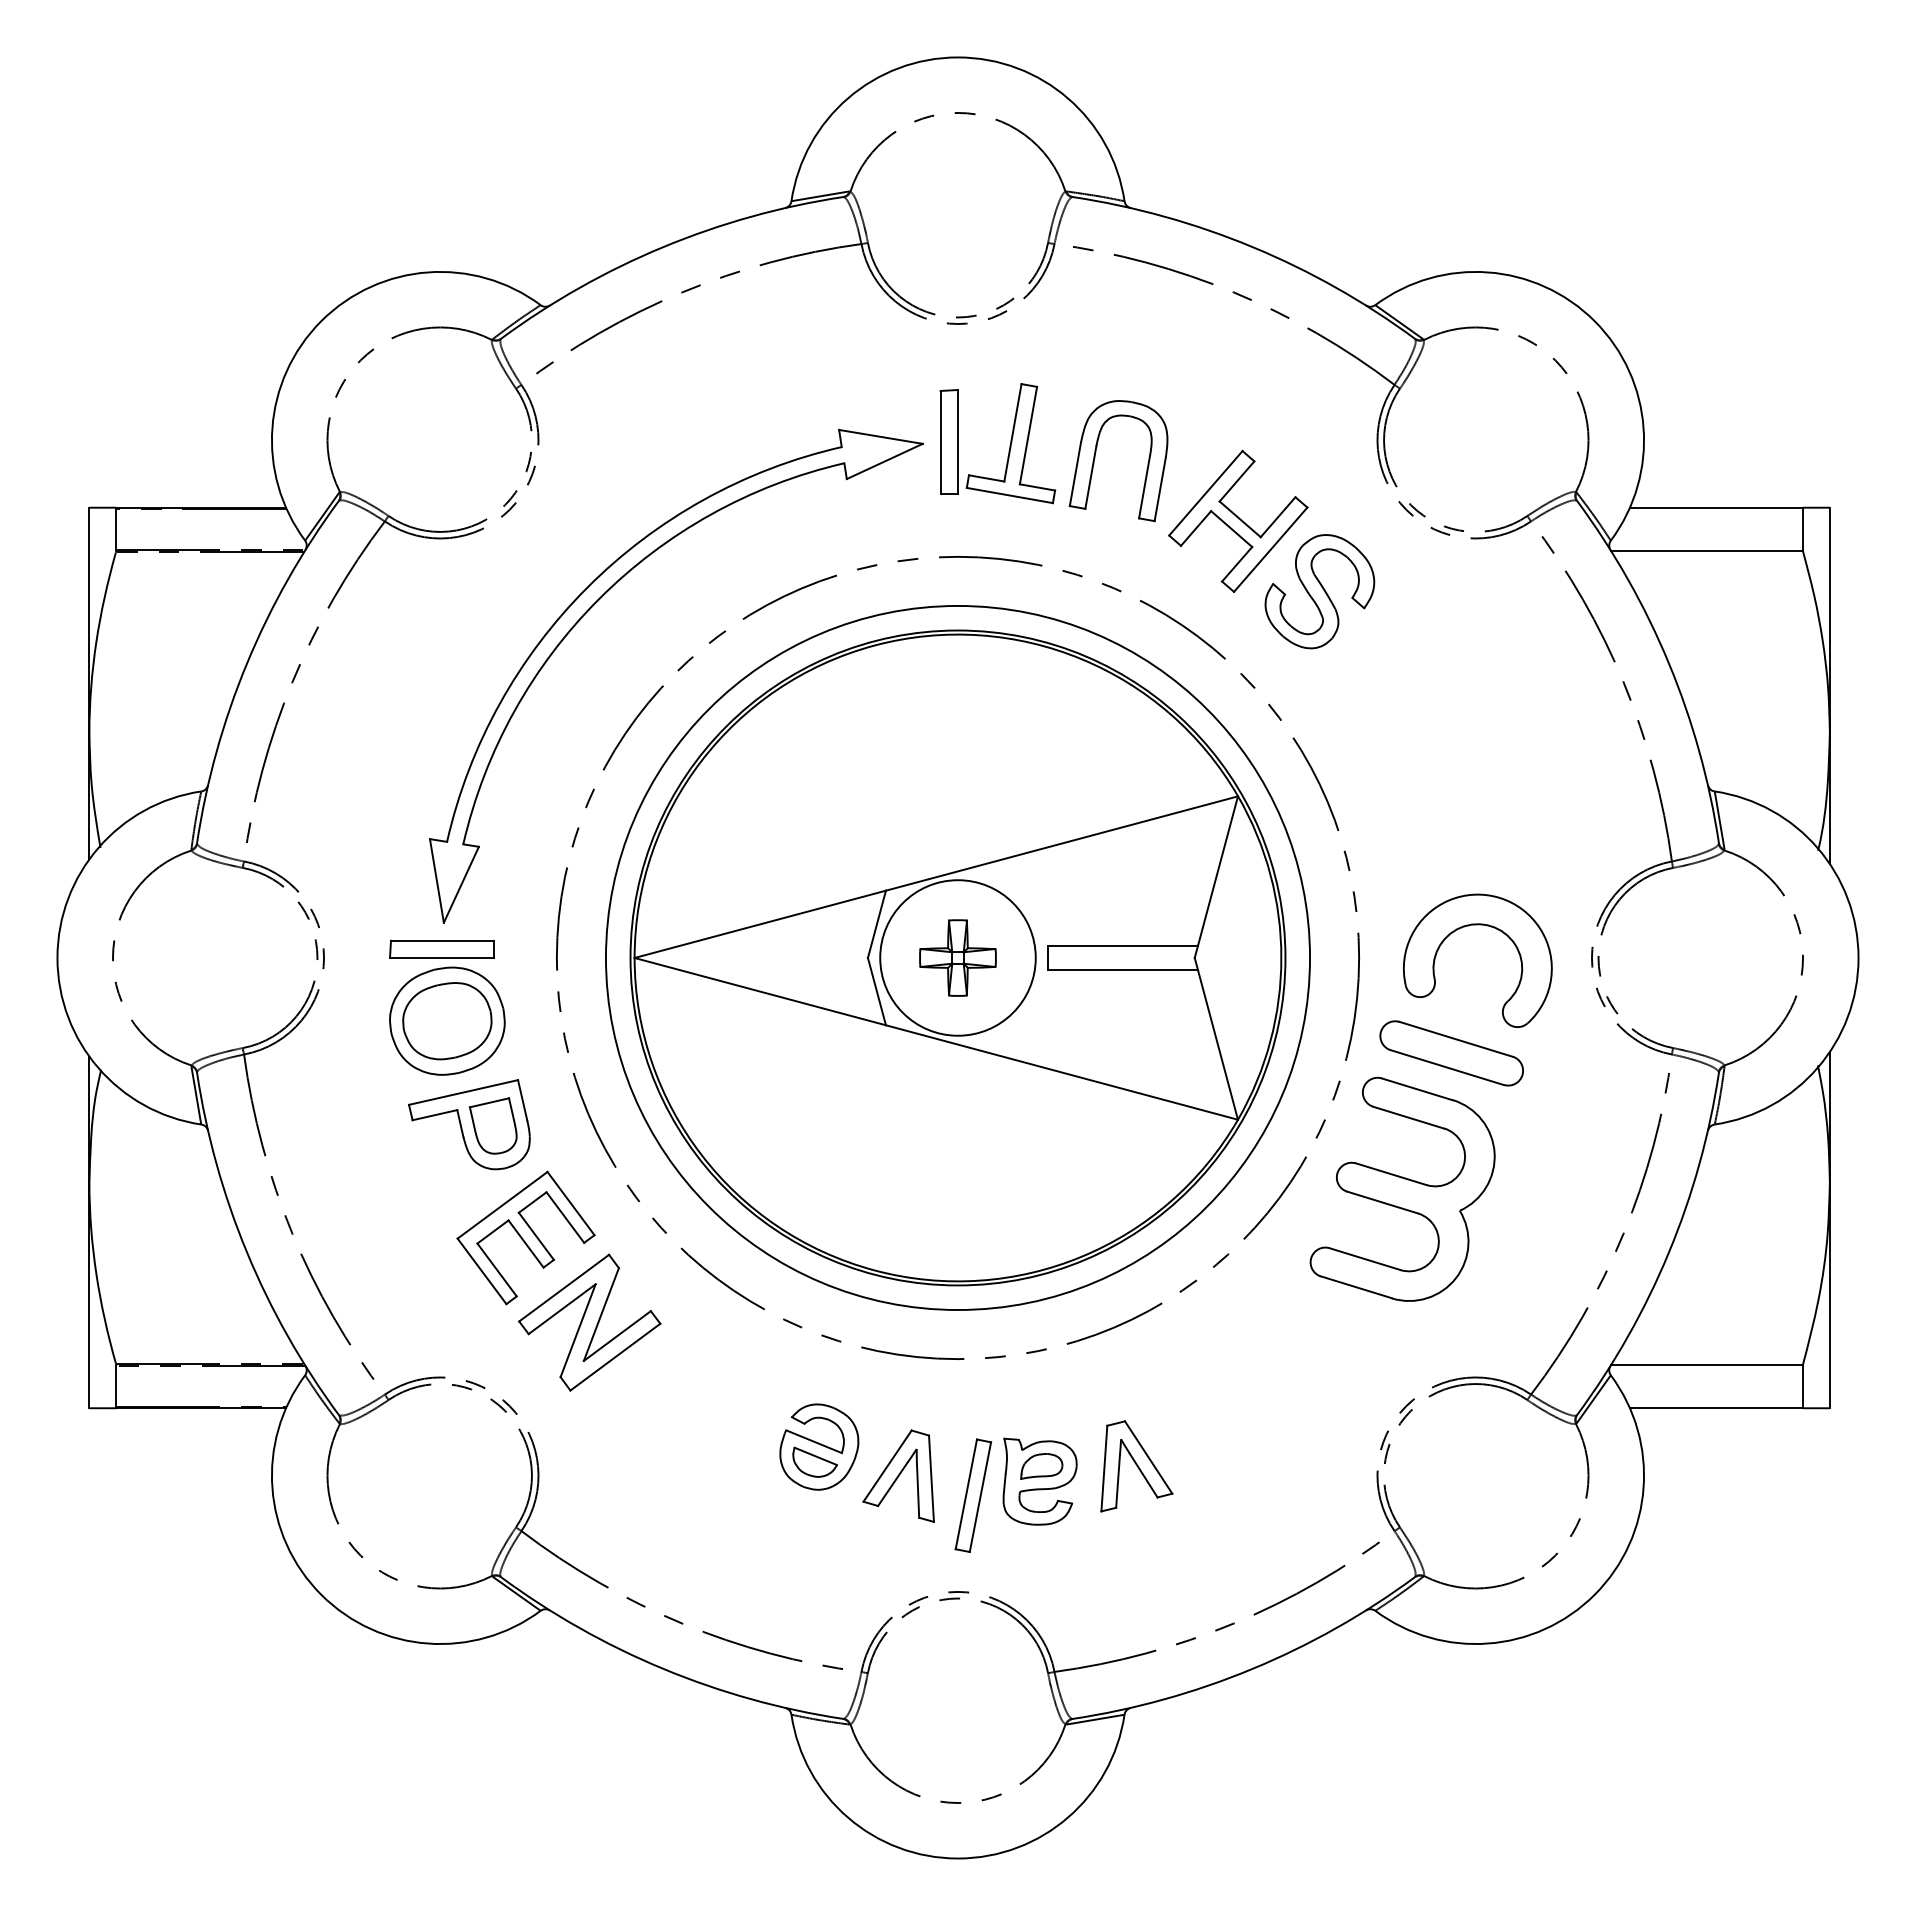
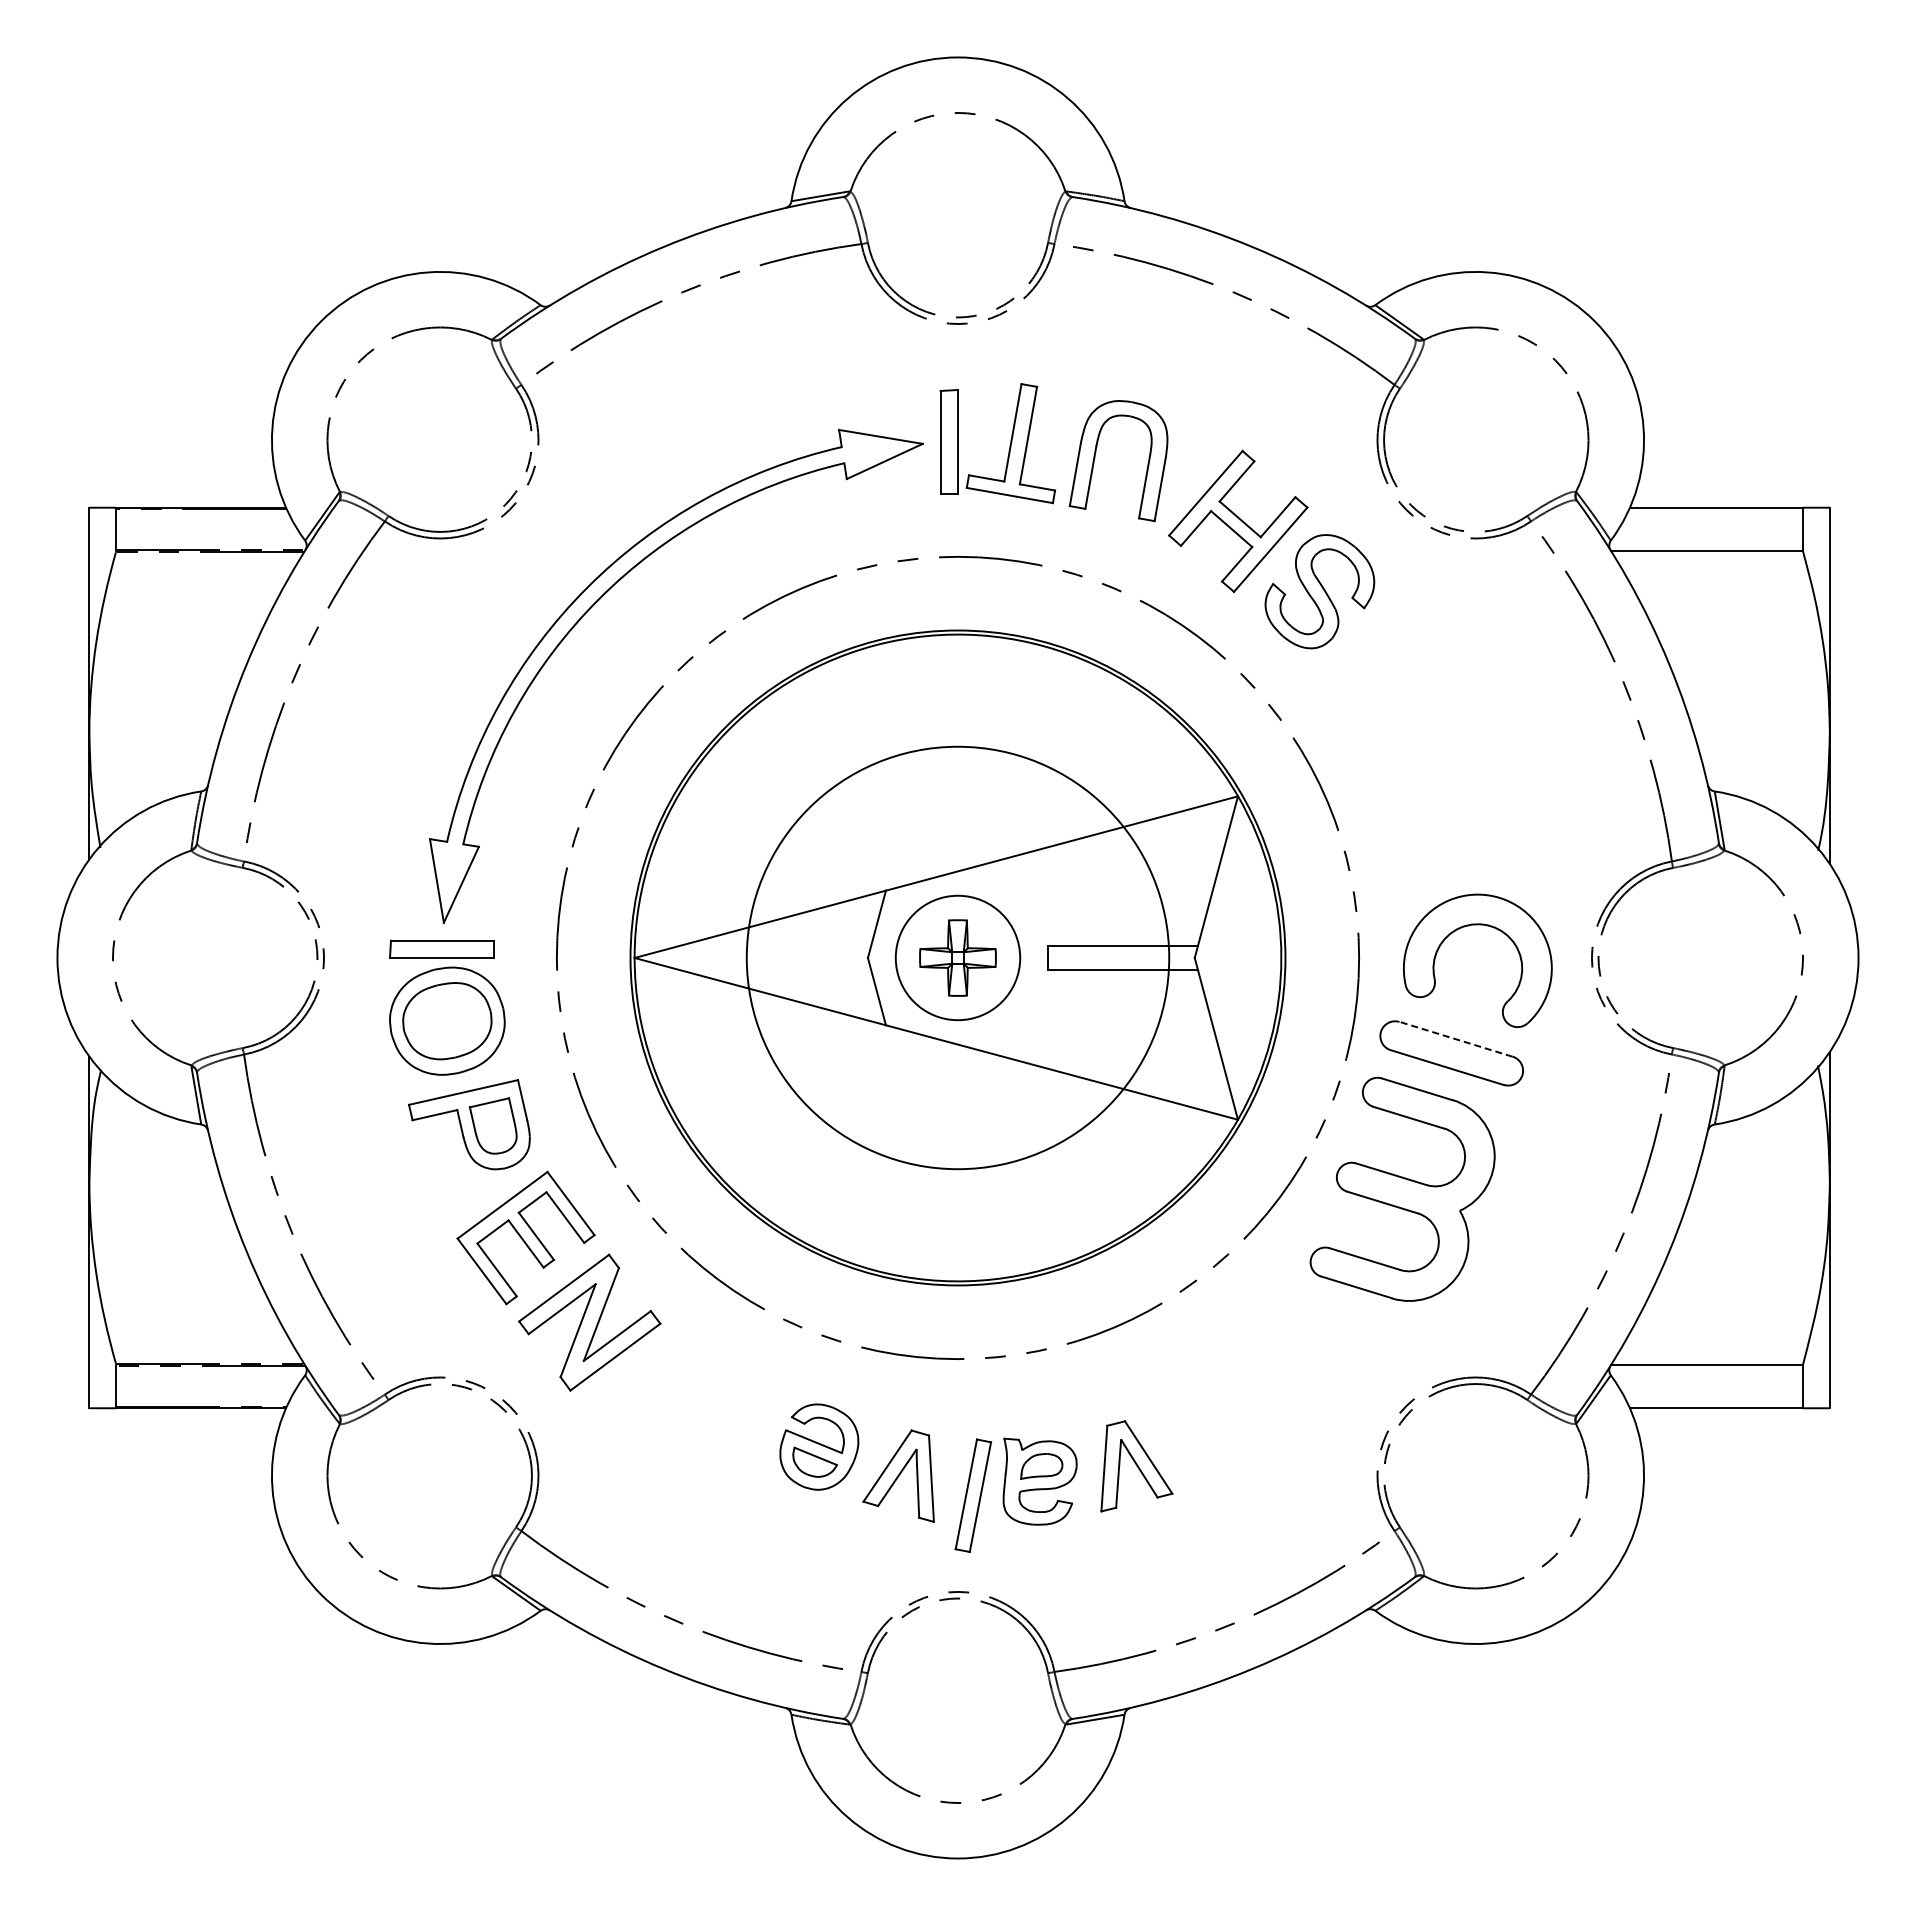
circle diameter: 156 px -> 124 px (957, 957)
circle diameter: 704 px -> 422 px (957, 957)
line: solid -> dashed (1455, 1039)
